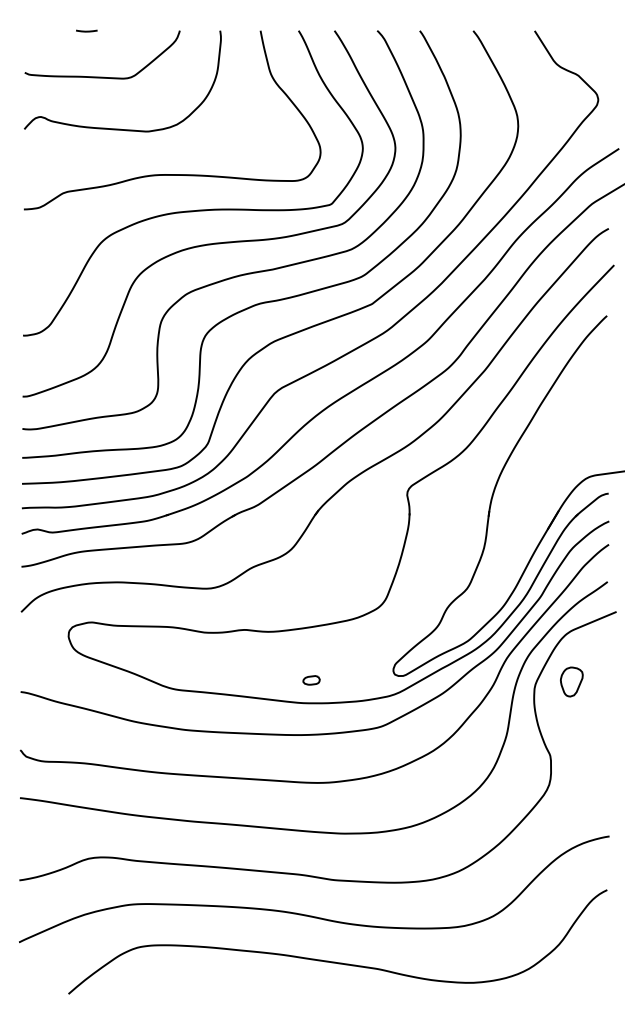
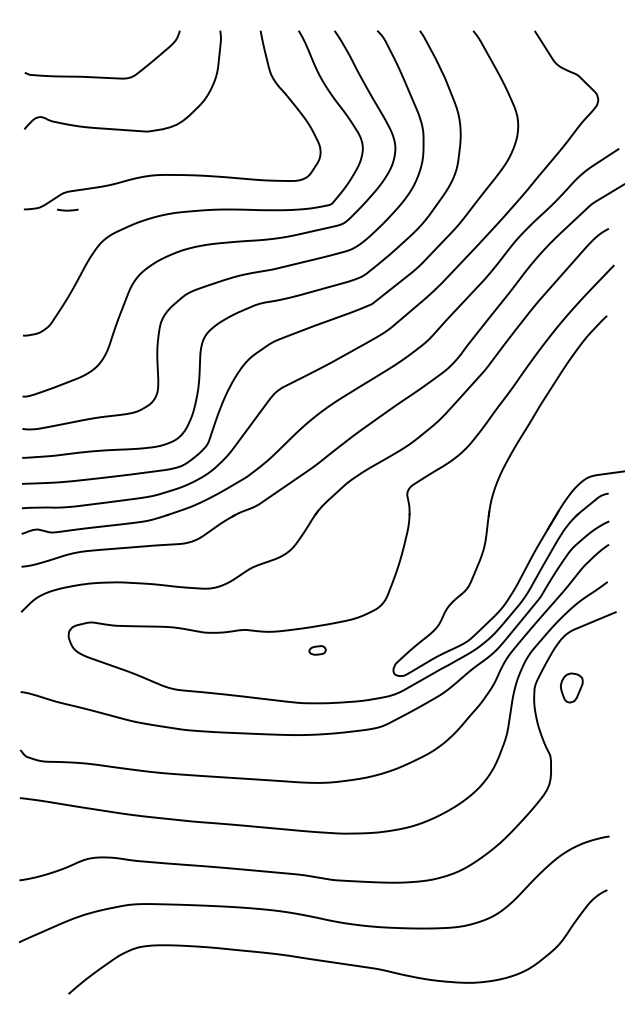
line position: (86, 30) -> (67, 209) (67, 209)
part position: (311, 680) -> (317, 650) (317, 650)
part position: (571, 681) -> (571, 687) (571, 687)
